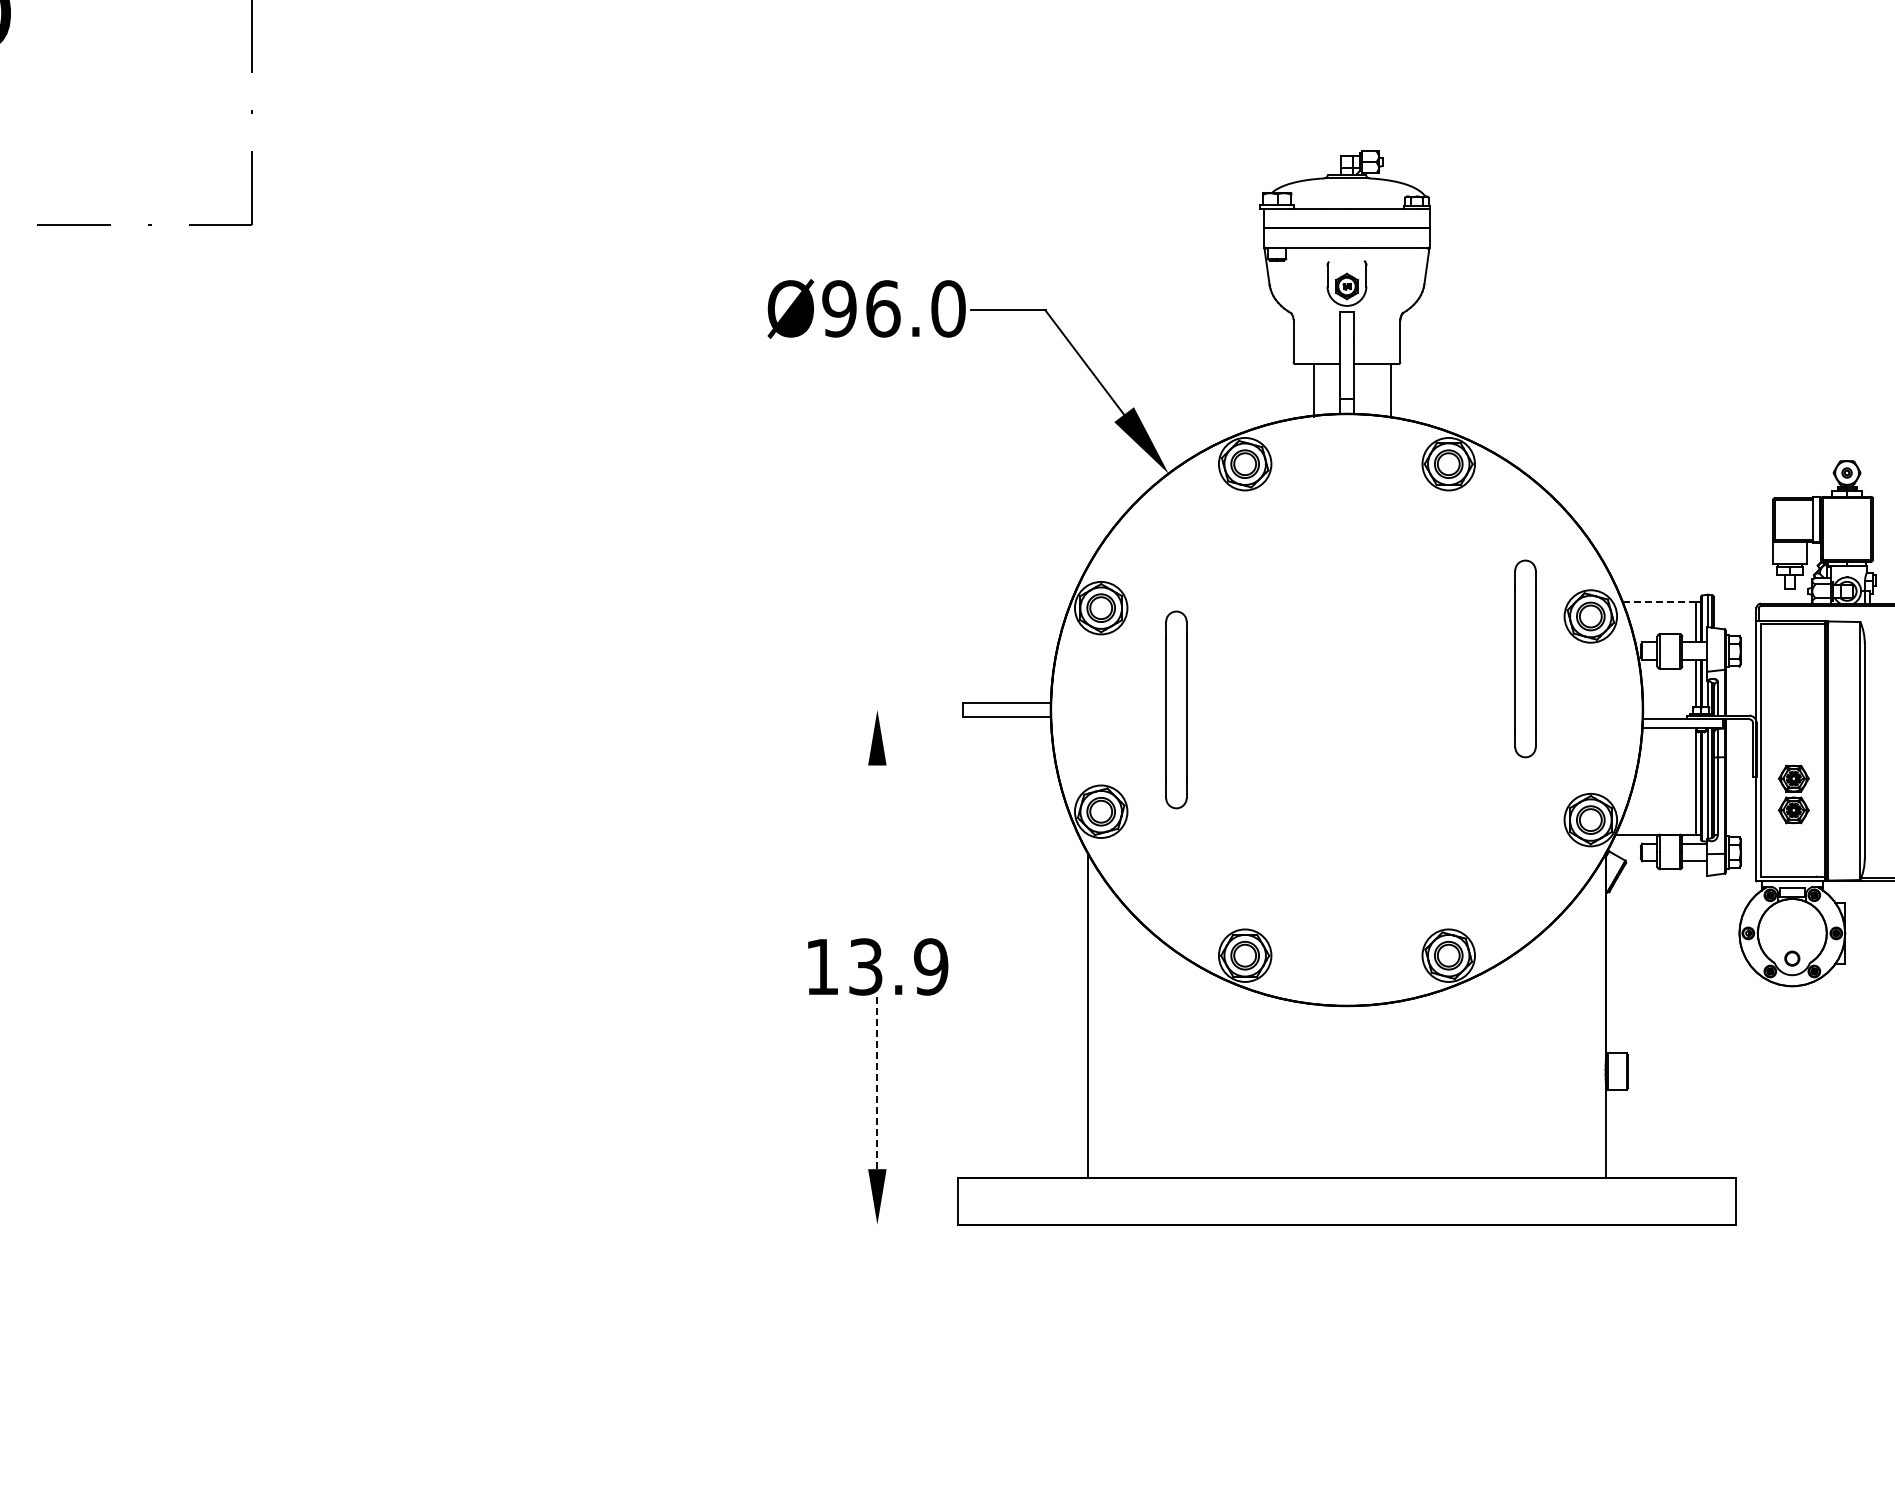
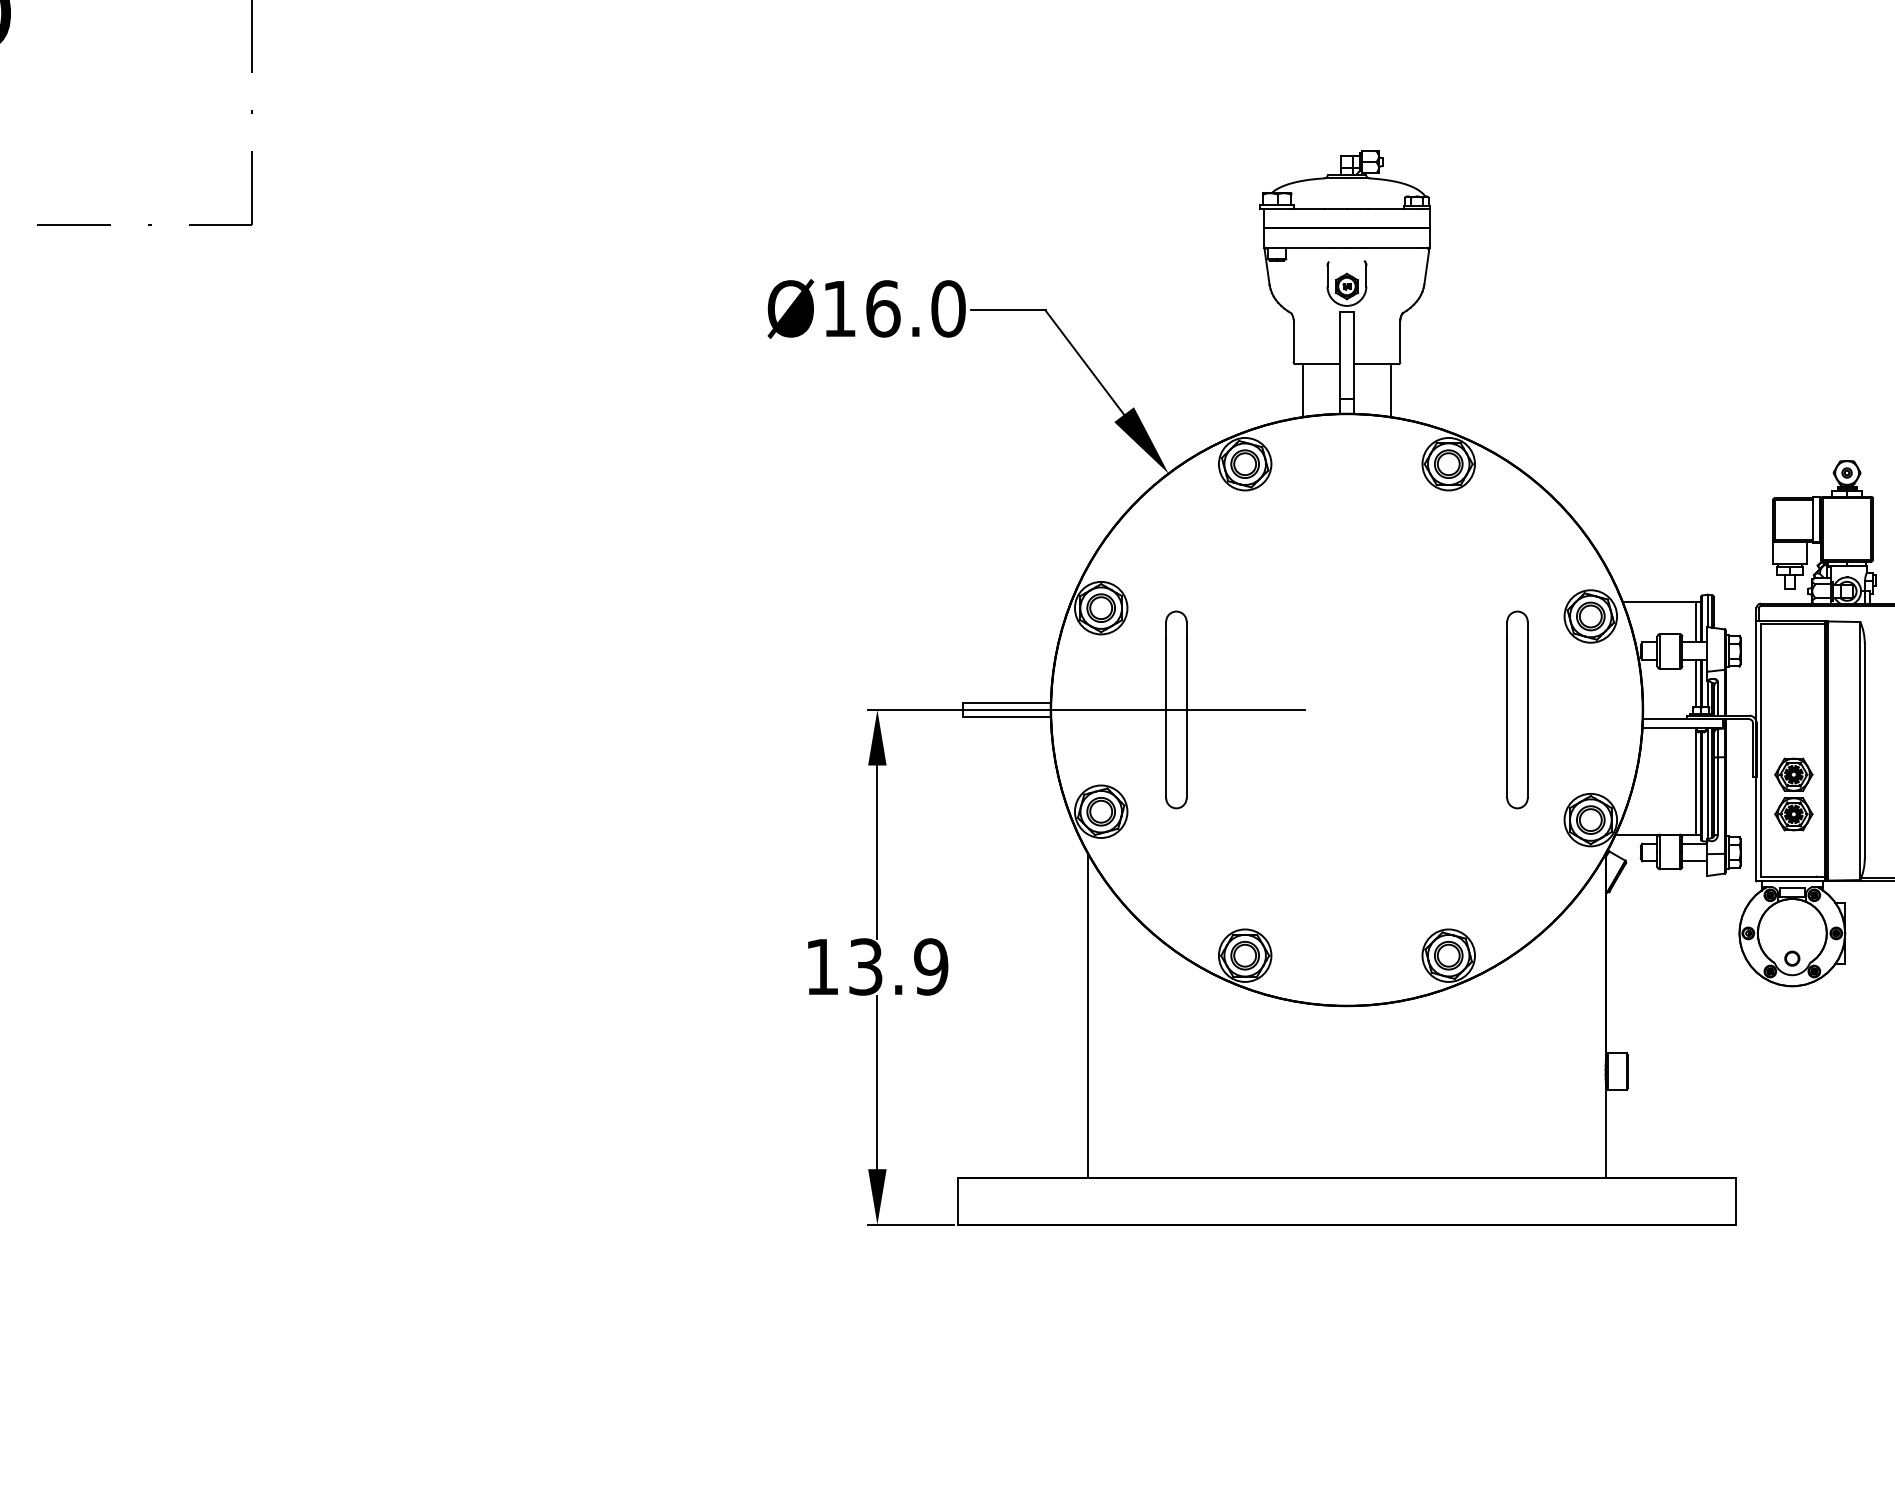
text: Ø96.0 -> Ø16.0 (839, 308)
line position: (1314, 390) -> (1303, 390) (1303, 390)
line: dashed -> solid (1659, 602)
part position: (1525, 658) -> (1517, 709) (1517, 709)
line: none -> present (1086, 709)
part size: 32x61 px -> 40x75 px (1793, 794)
line: none -> present (877, 851)
line: dashed -> solid (877, 1082)
line: none -> present (910, 1224)
